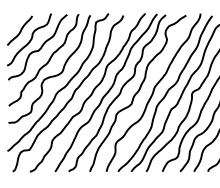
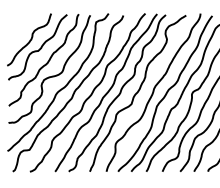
curve: present -> none (20, 30)
